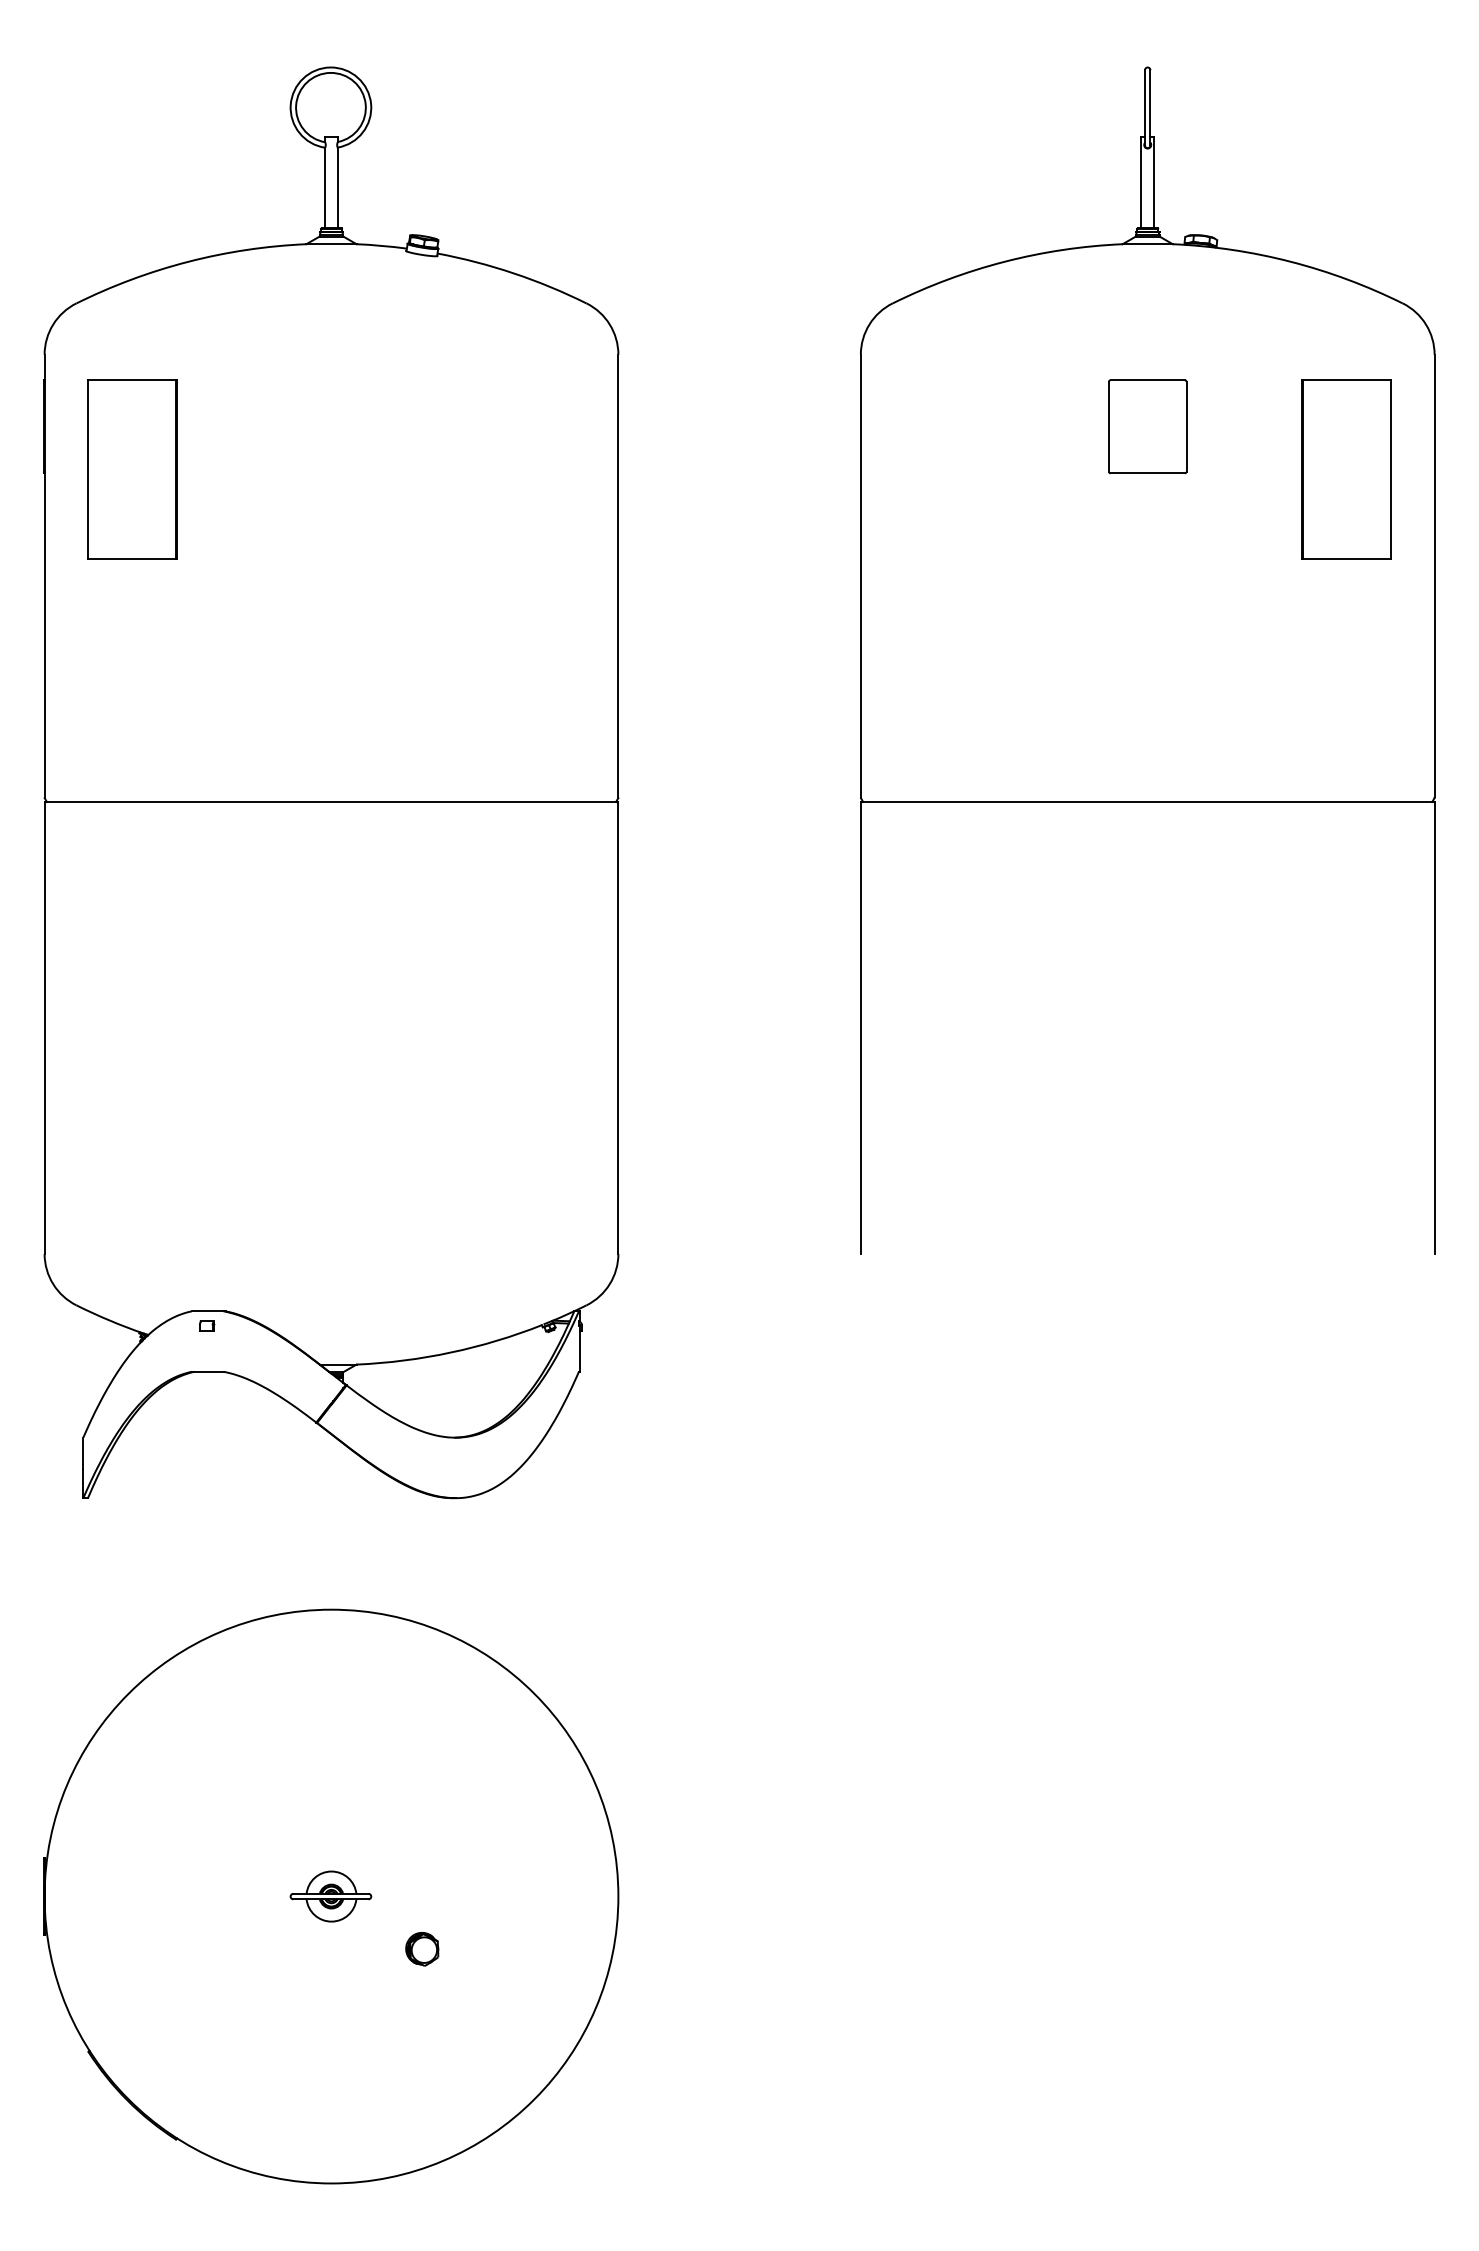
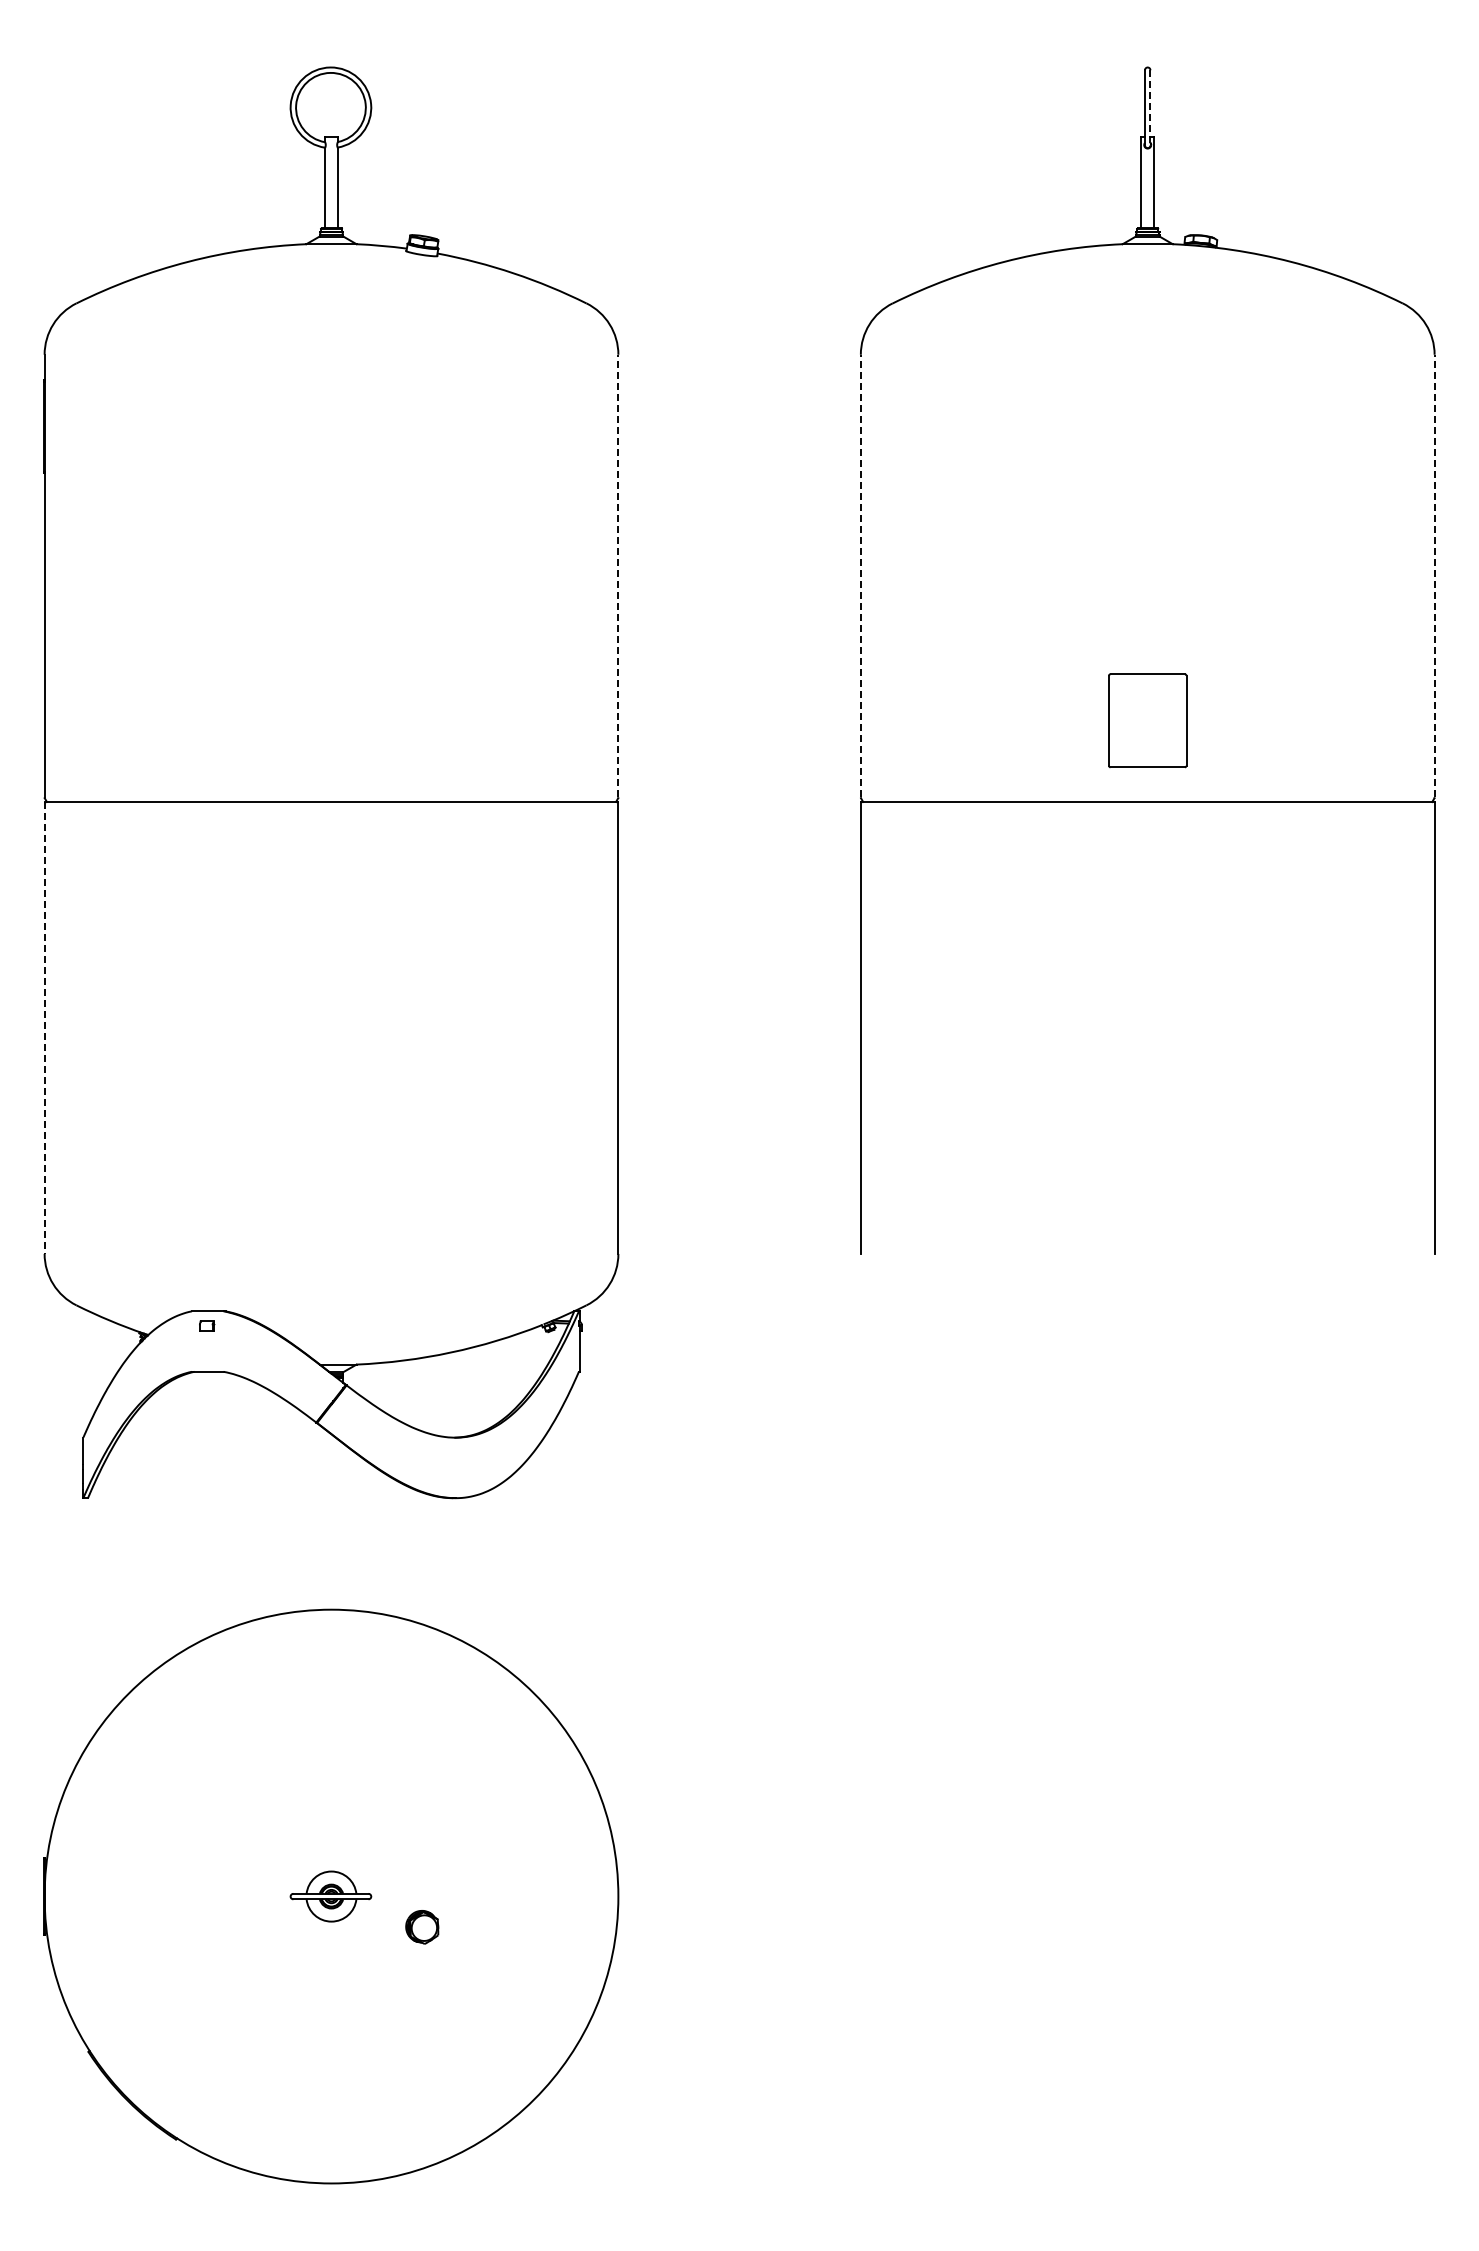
line: solid -> dashed (1150, 107)
part position: (1147, 426) -> (1147, 720) (1147, 720)
part: present -> none (132, 469)
part: present -> none (1346, 469)
line: solid -> dashed (618, 575)
line: solid -> dashed (860, 575)
line: solid -> dashed (1434, 575)
line: solid -> dashed (44, 1027)
part position: (422, 1949) -> (422, 1927) (422, 1927)
